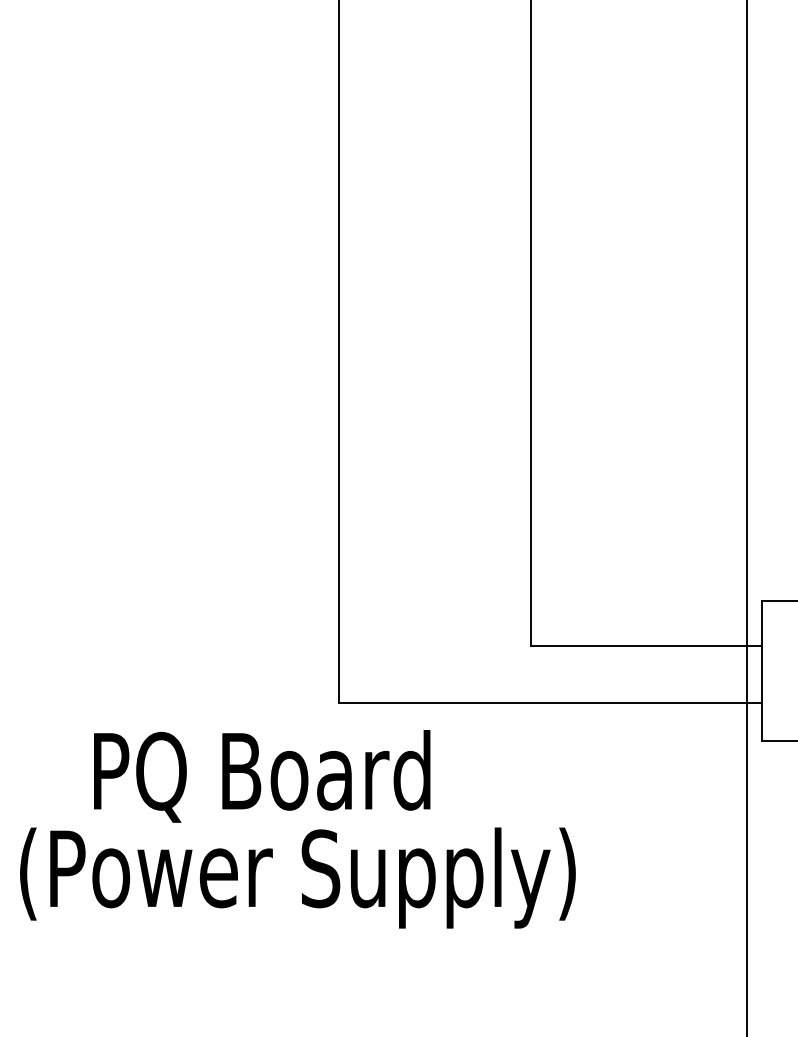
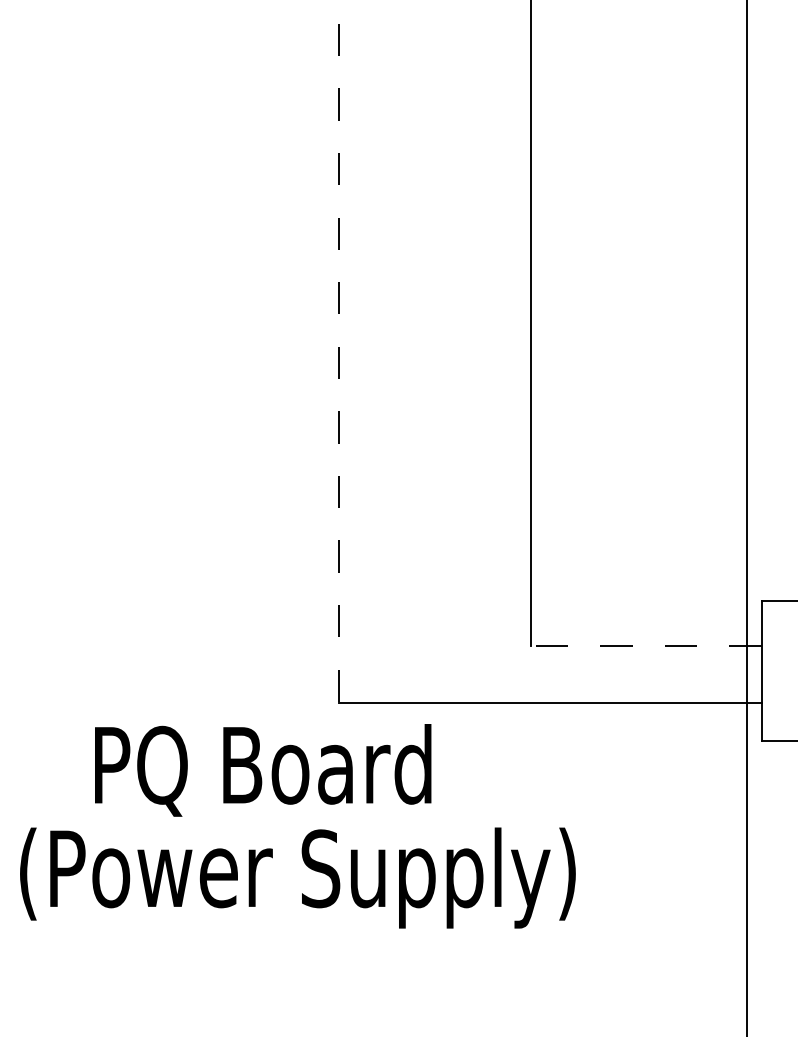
line: solid -> dashed (338, 352)
line: solid -> dashed (646, 646)
text position: (262, 776) -> (263, 770) (263, 770)
